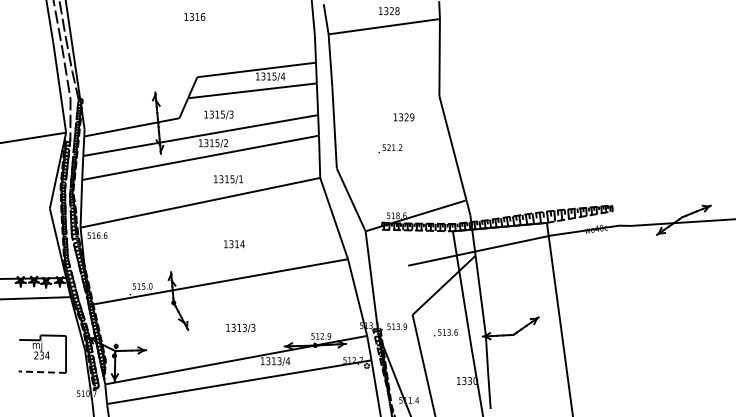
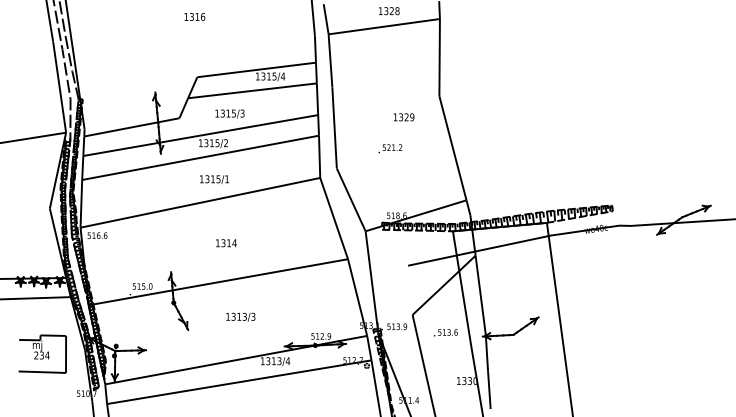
text position: (218, 114) -> (229, 113) (229, 113)
text position: (228, 179) -> (214, 179) (214, 179)
text position: (234, 244) -> (226, 243) (226, 243)
text position: (240, 327) -> (240, 316) (240, 316)
line: dashed -> solid (42, 372)
